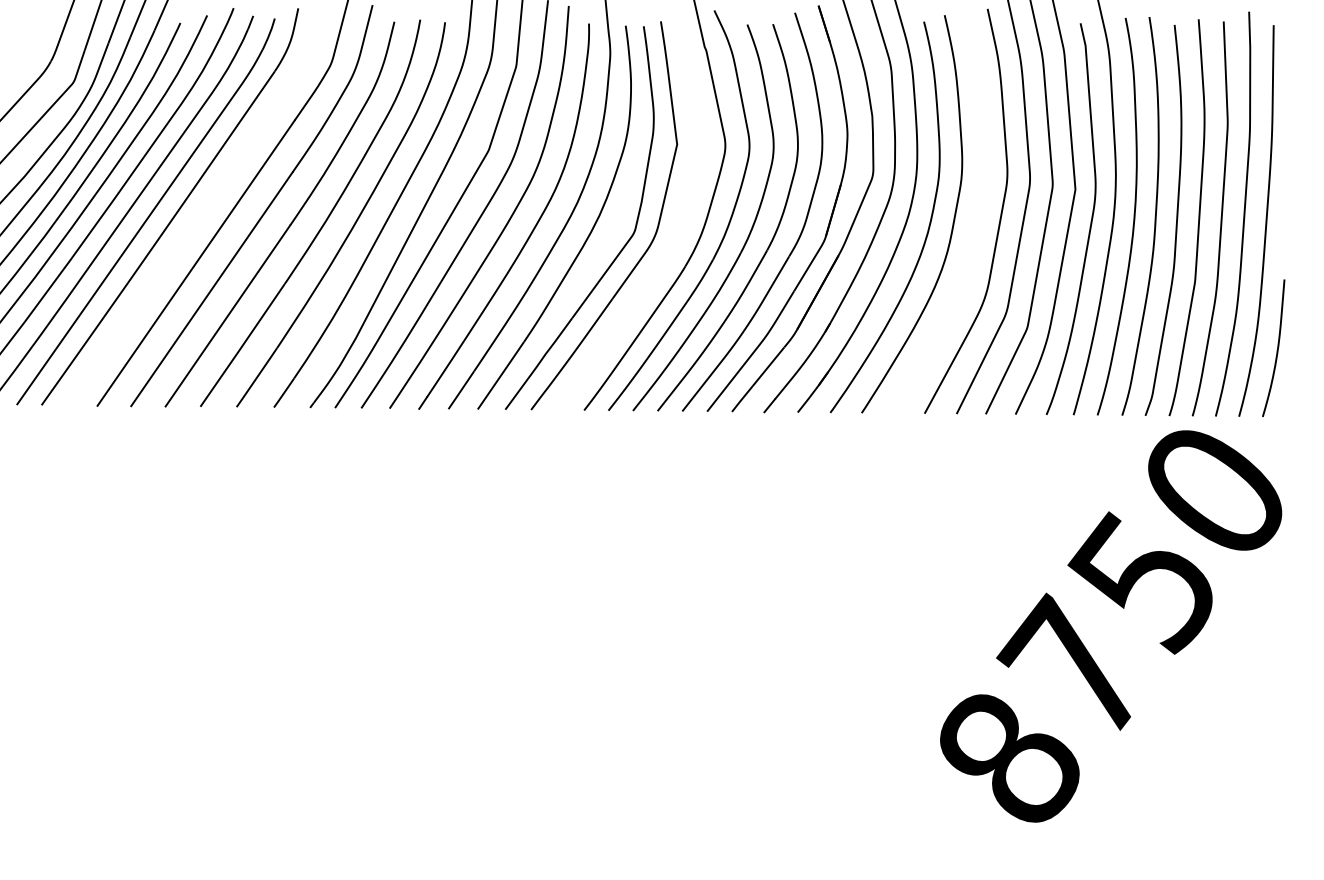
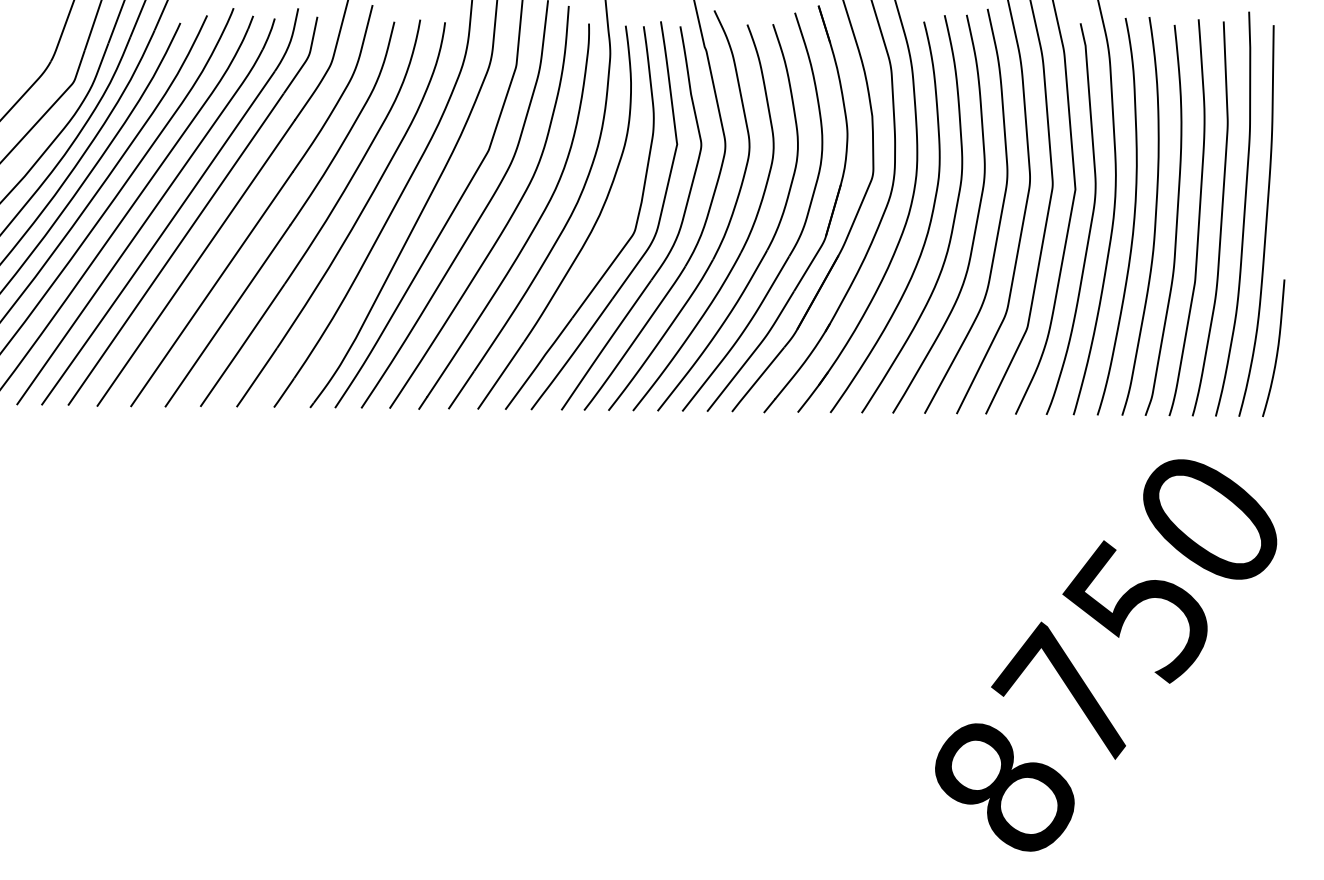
part: none -> present (199, 213)
curve: none -> present (976, 217)
part: none -> present (676, 235)
text position: (1111, 626) -> (1106, 655) (1106, 655)
